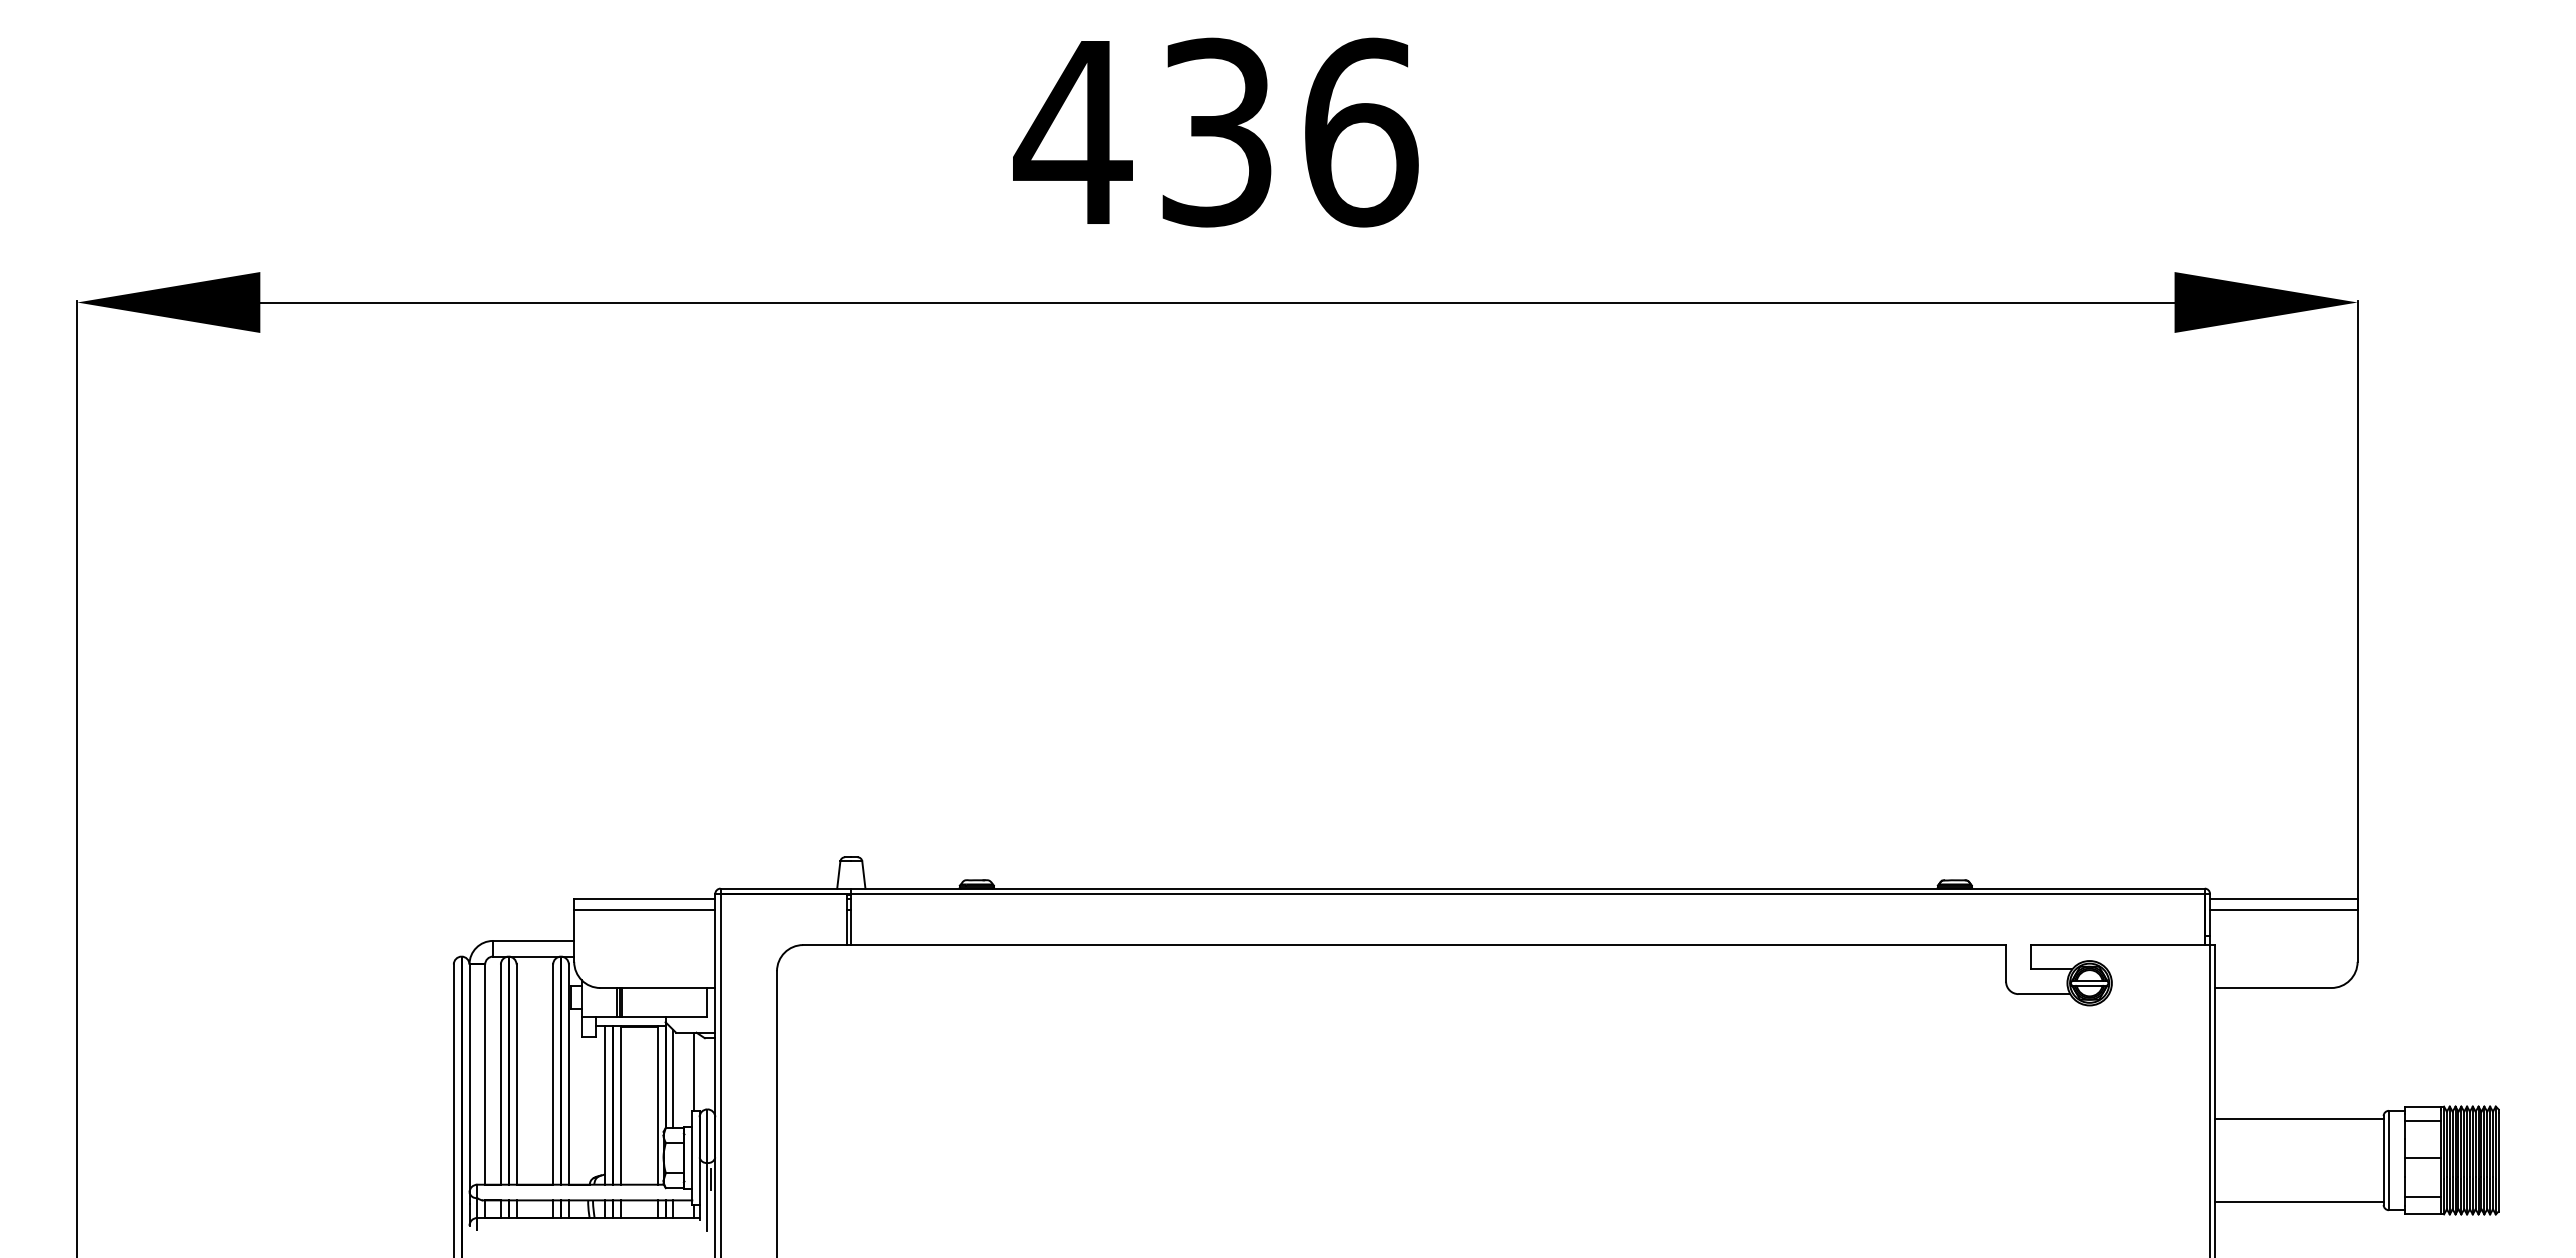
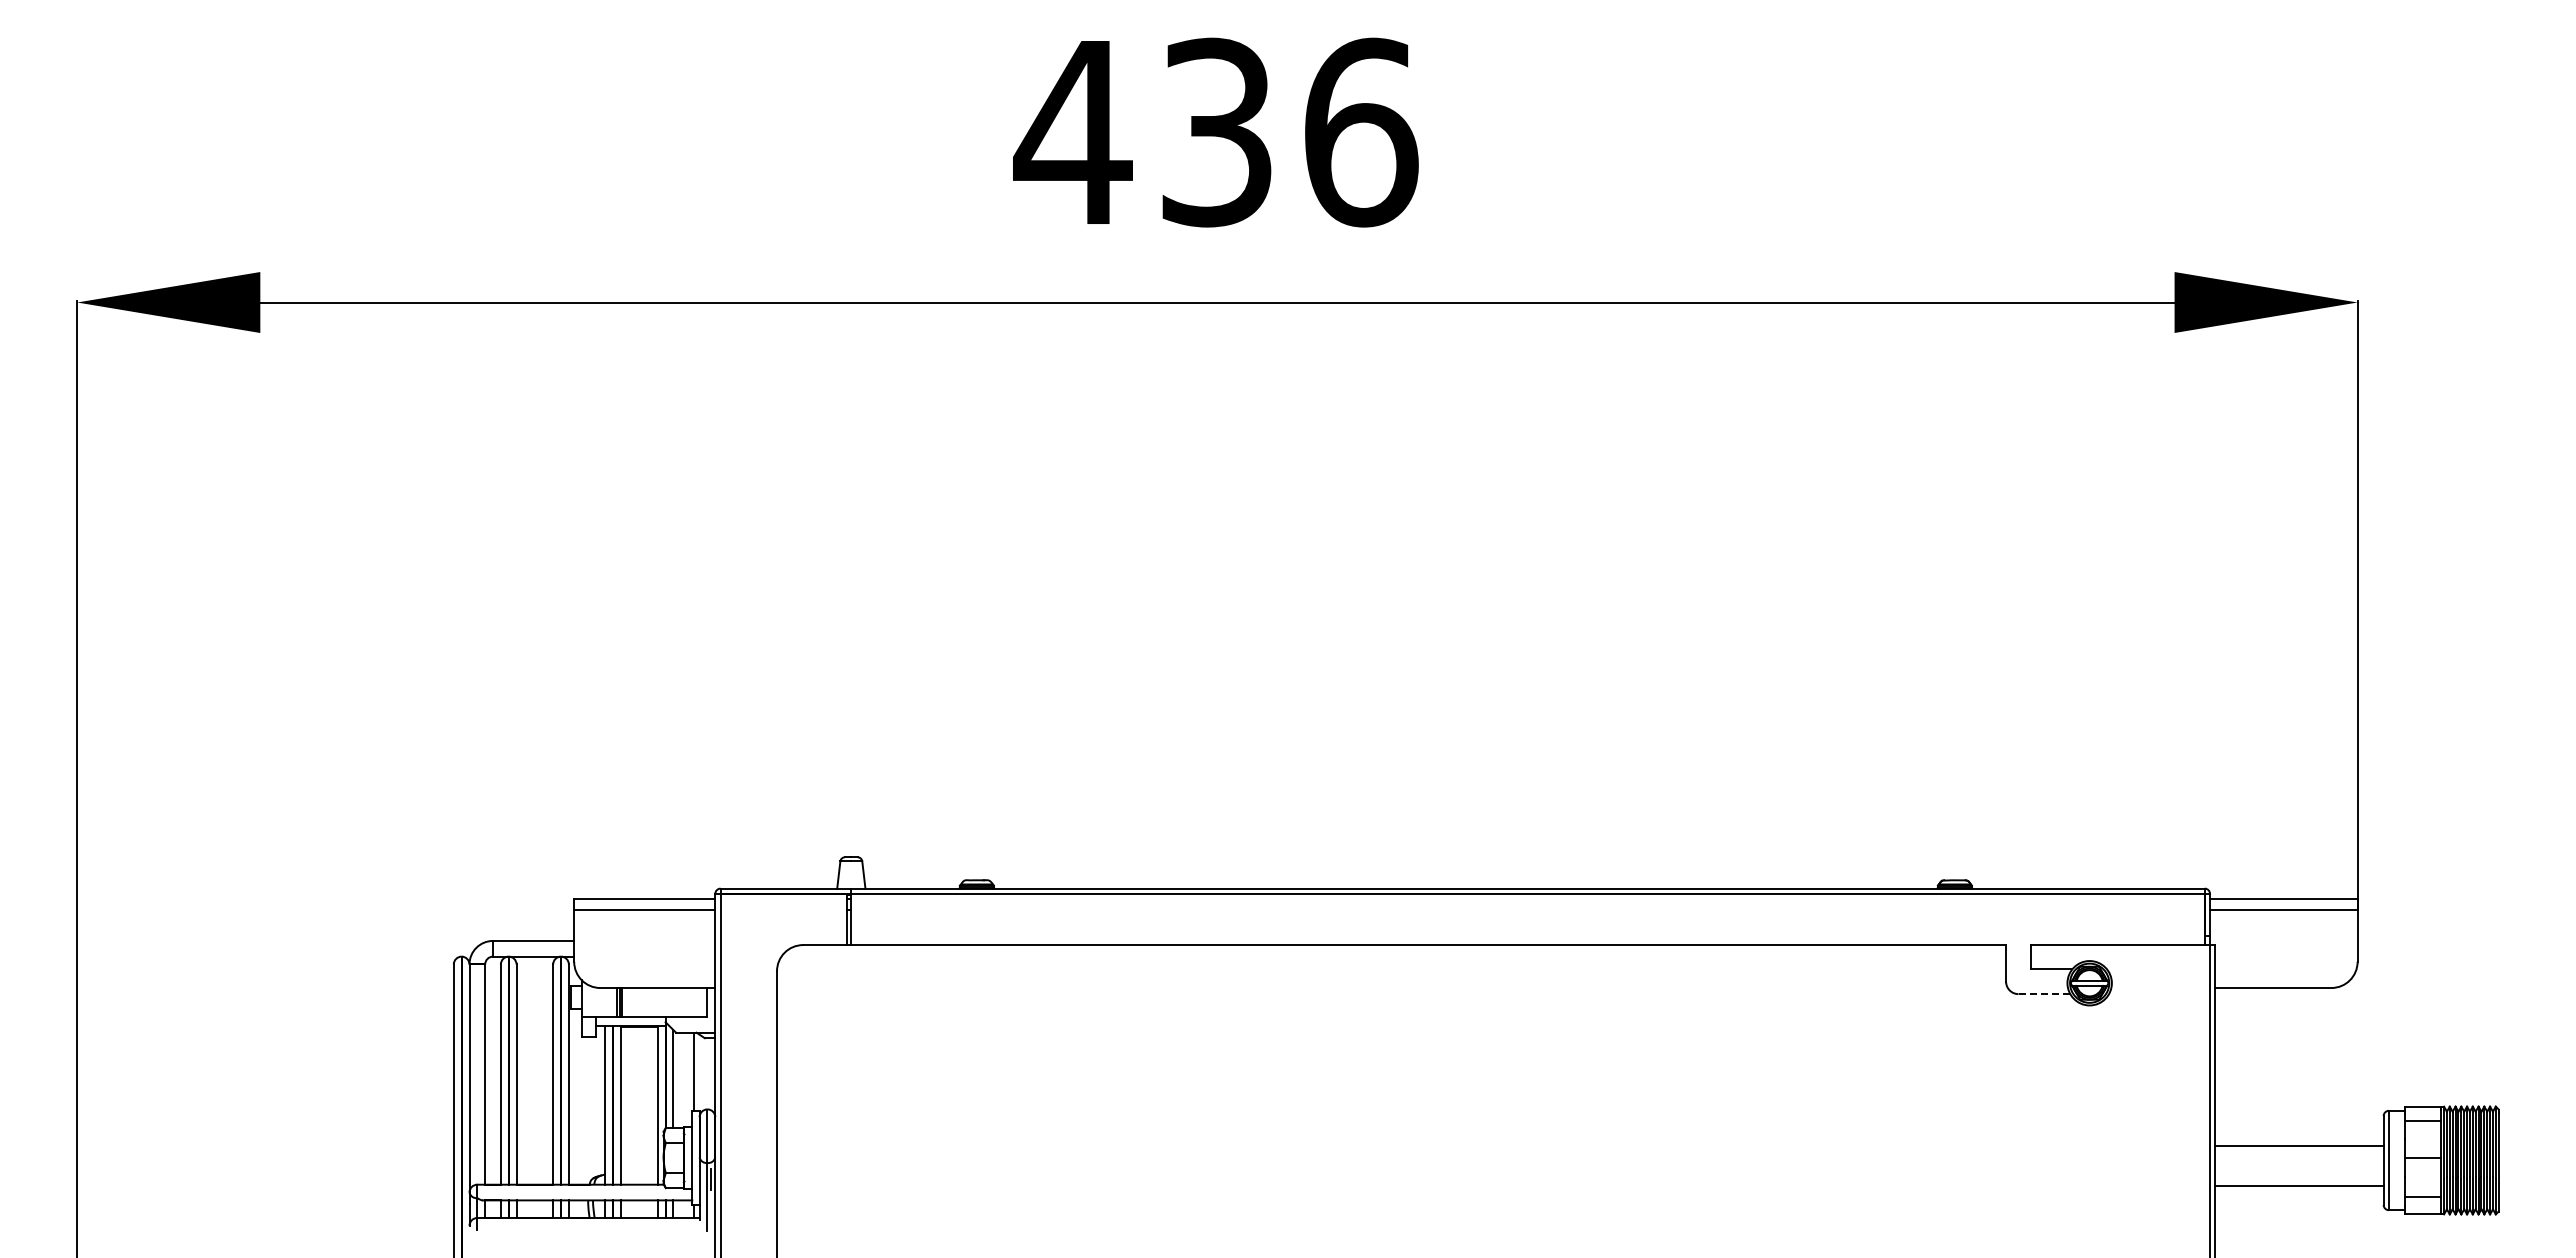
line: solid -> dashed (2044, 994)
line position: (2299, 1119) -> (2299, 1146) (2299, 1146)
line position: (2299, 1202) -> (2299, 1186) (2299, 1186)
